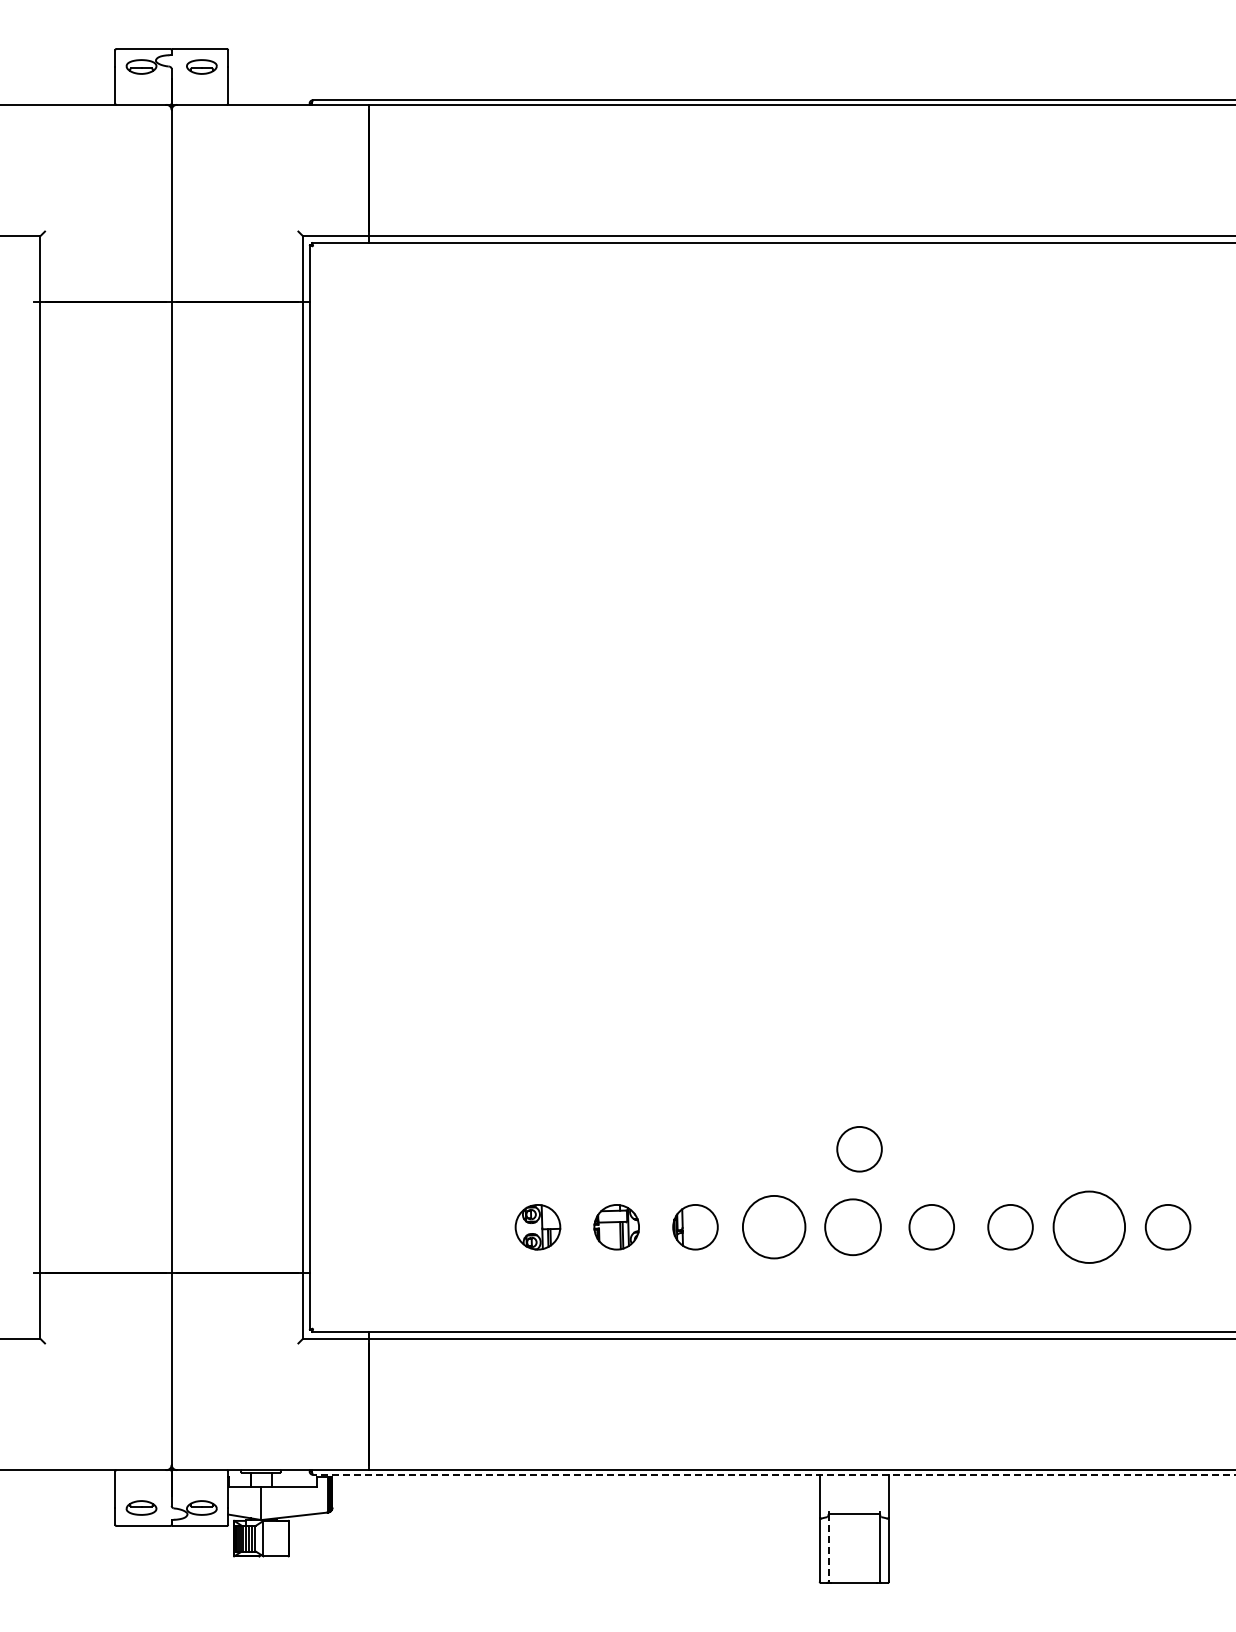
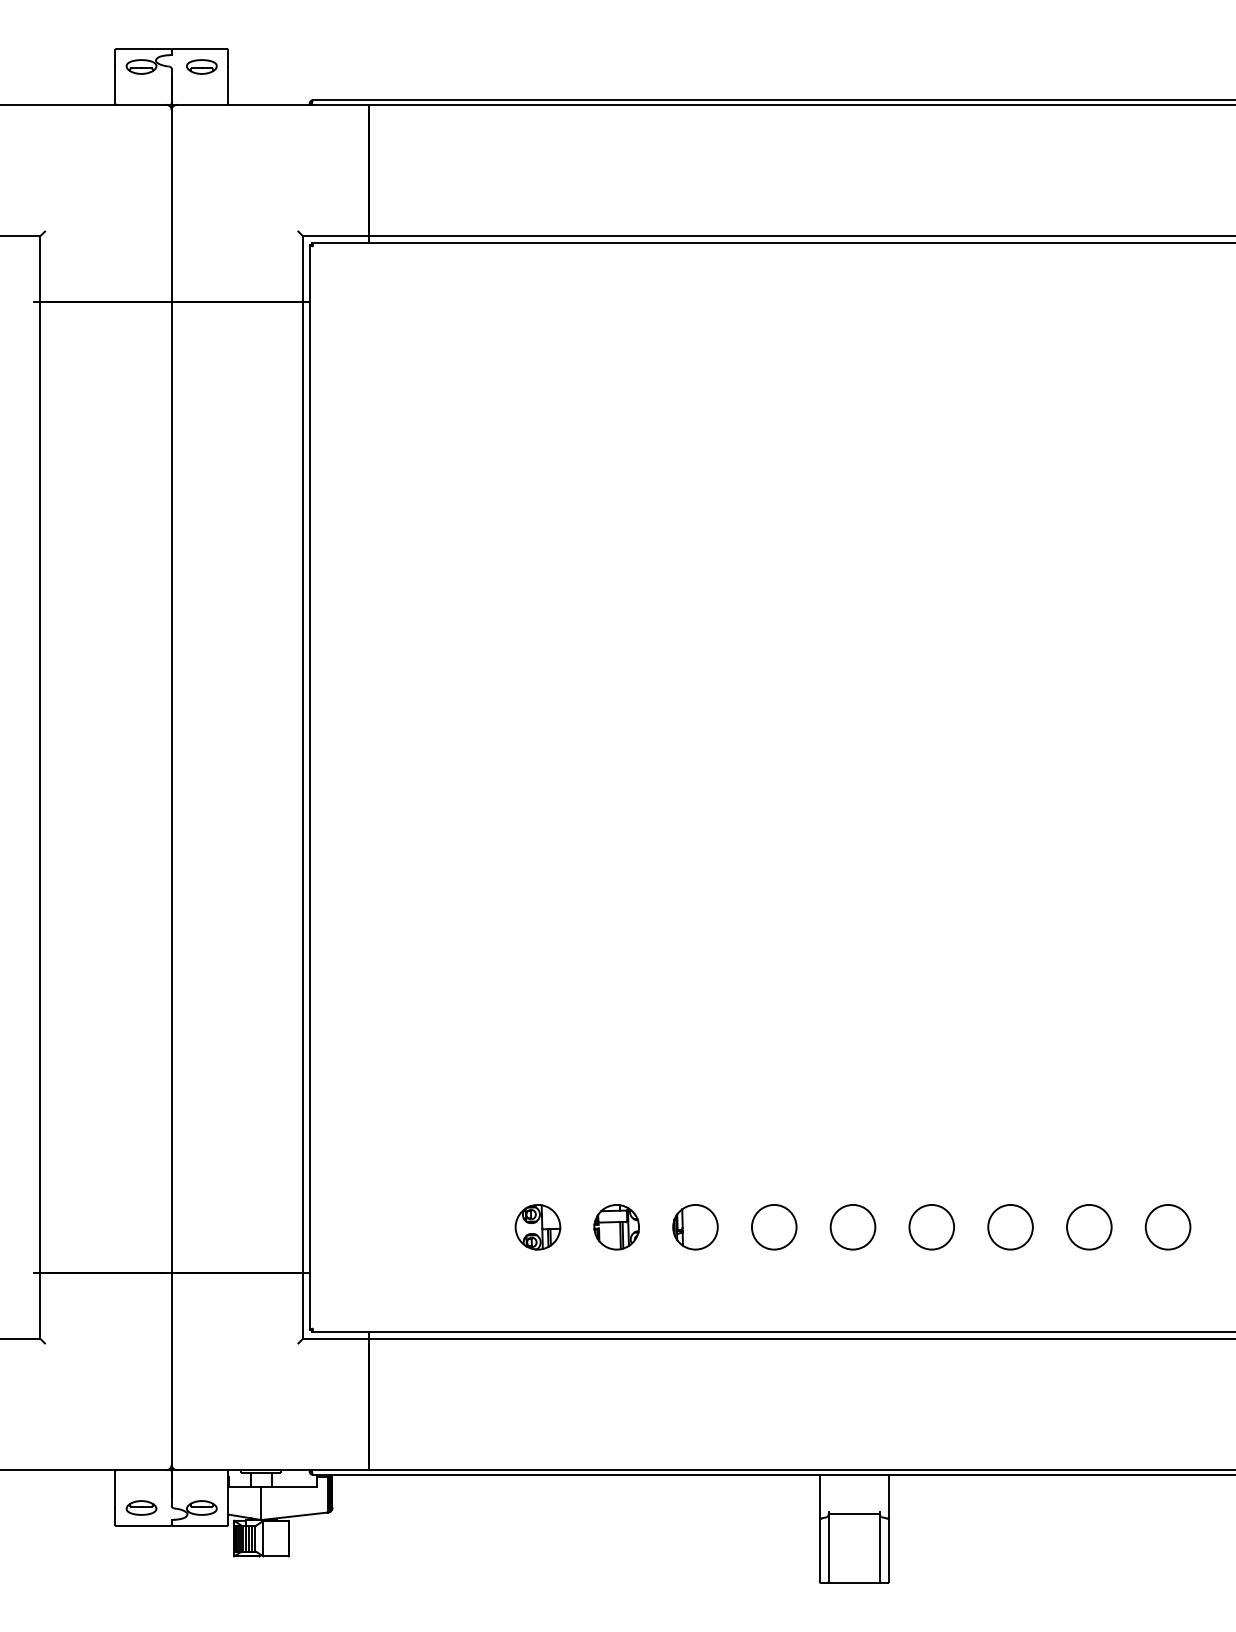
circle: present -> none (859, 1149)
circle diameter: 71 px -> 45 px (1089, 1226)
circle size: 65x65 px -> 47x47 px (774, 1227)
circle diameter: 56 px -> 45 px (852, 1226)
line: dashed -> solid (773, 1474)
line: dashed -> solid (828, 1548)
